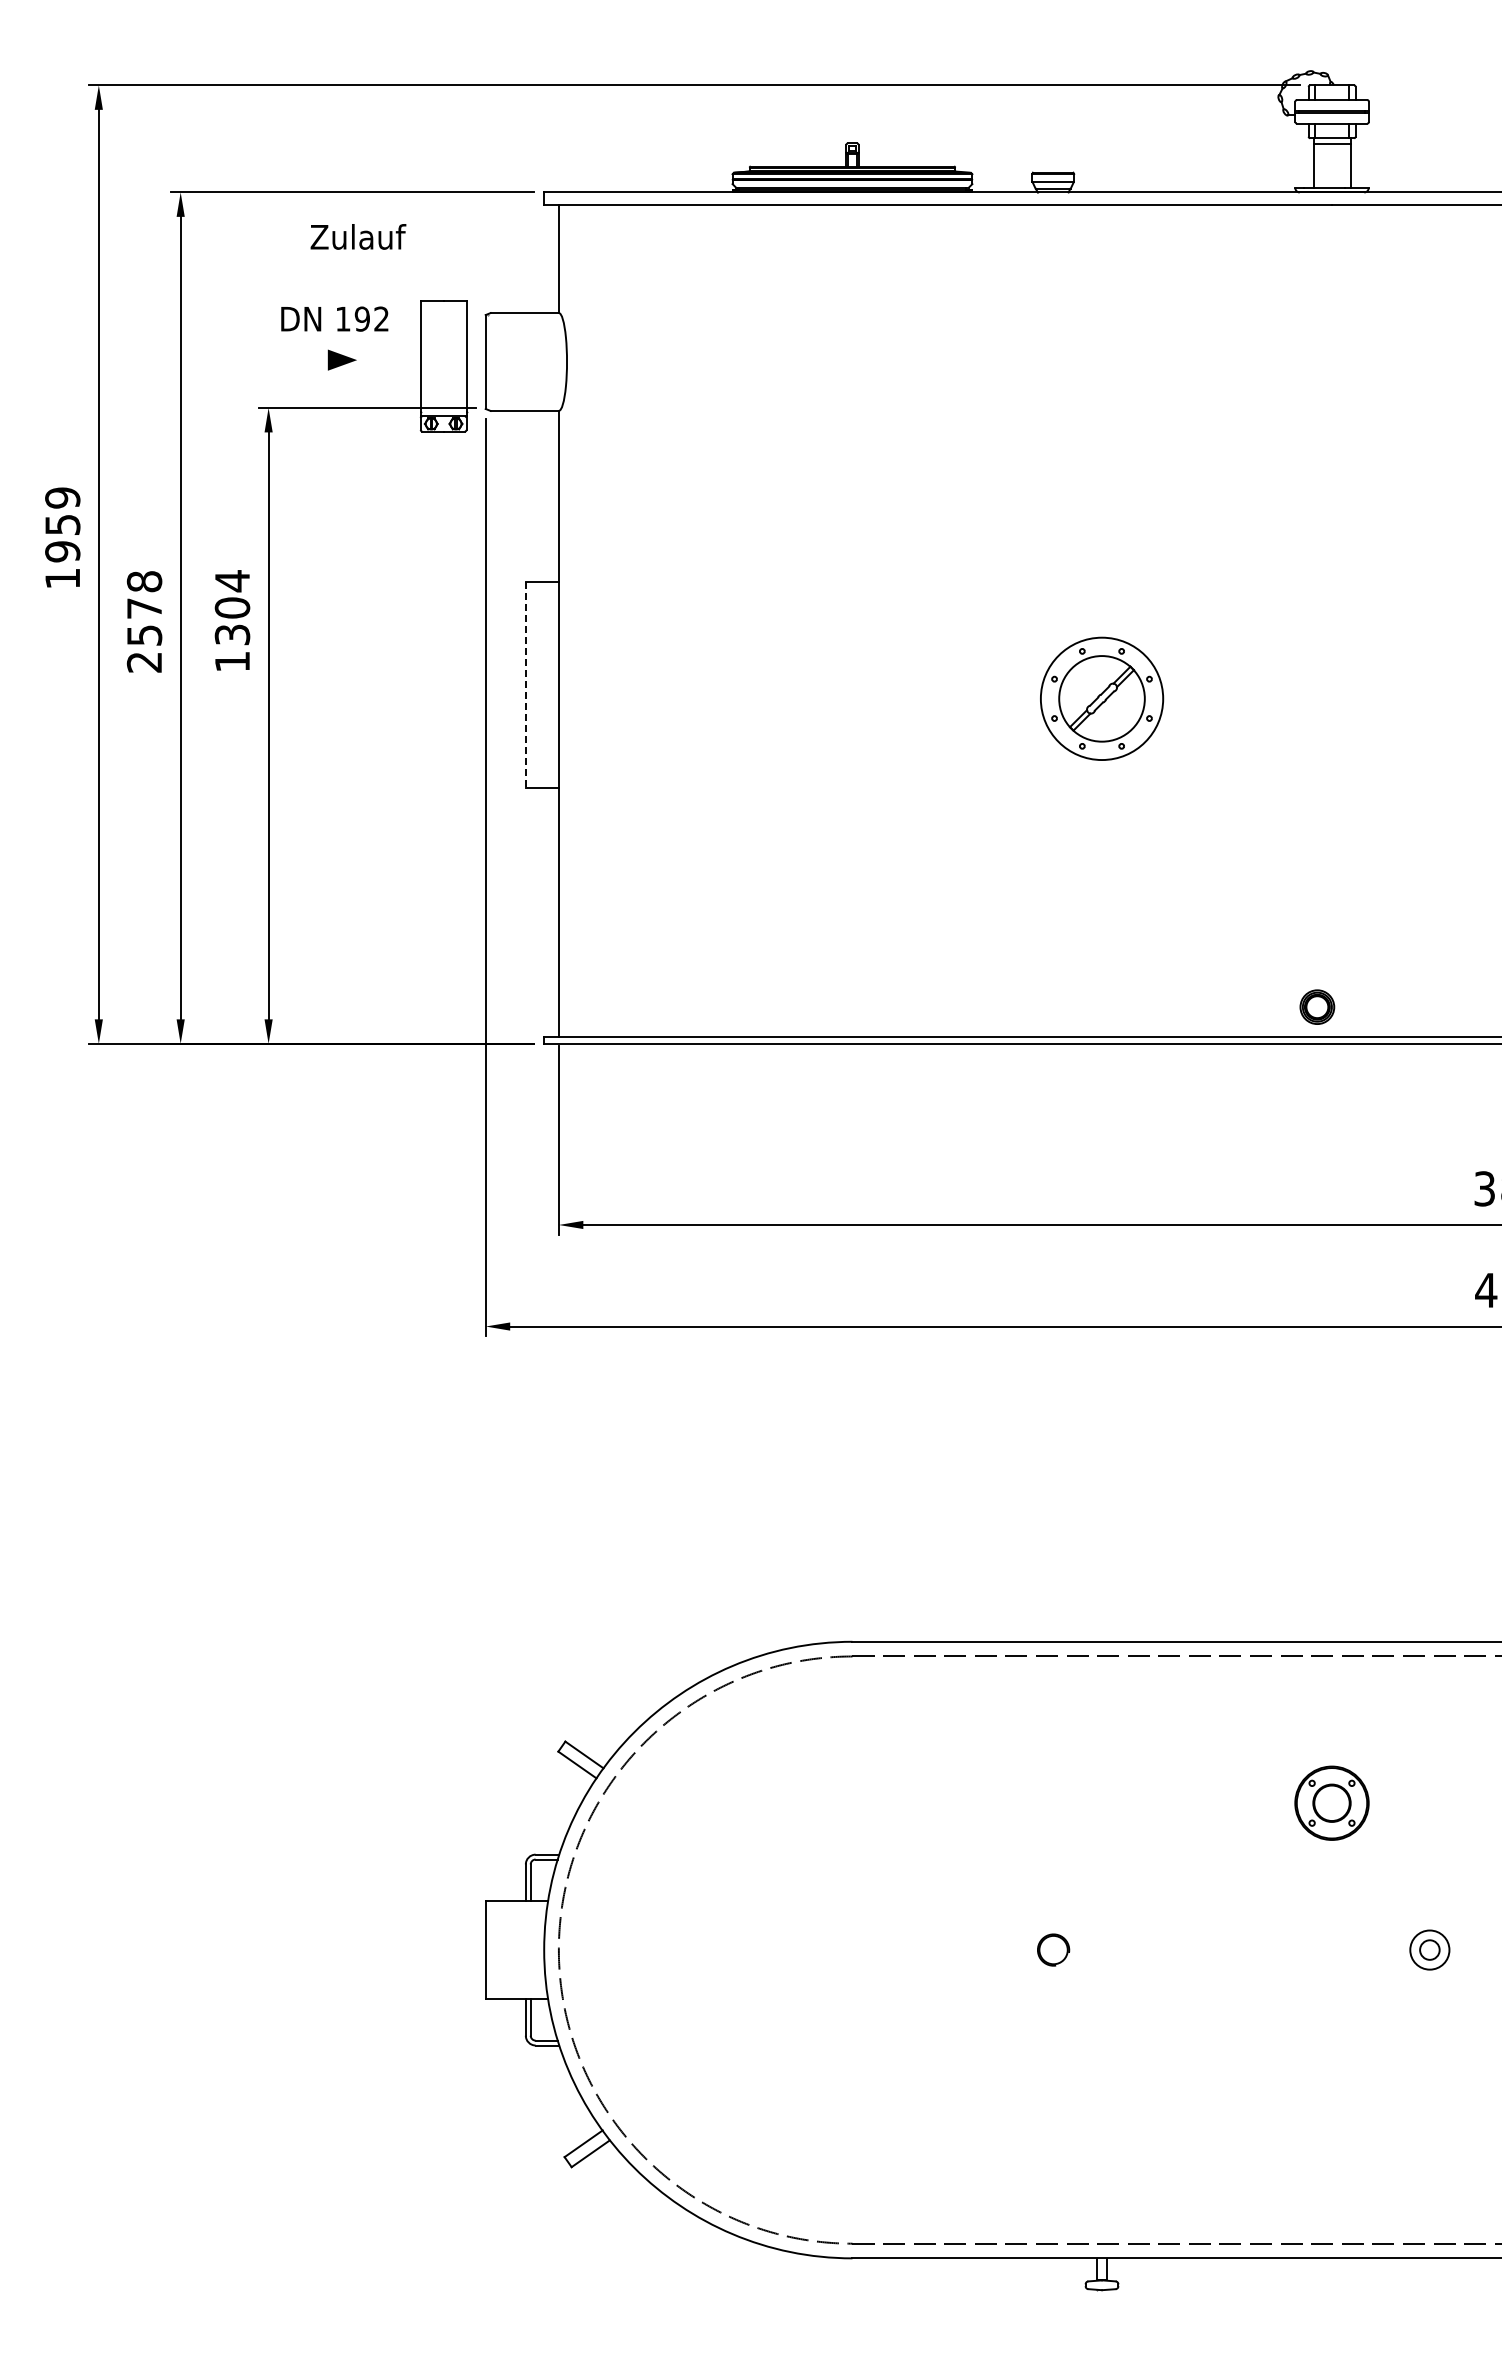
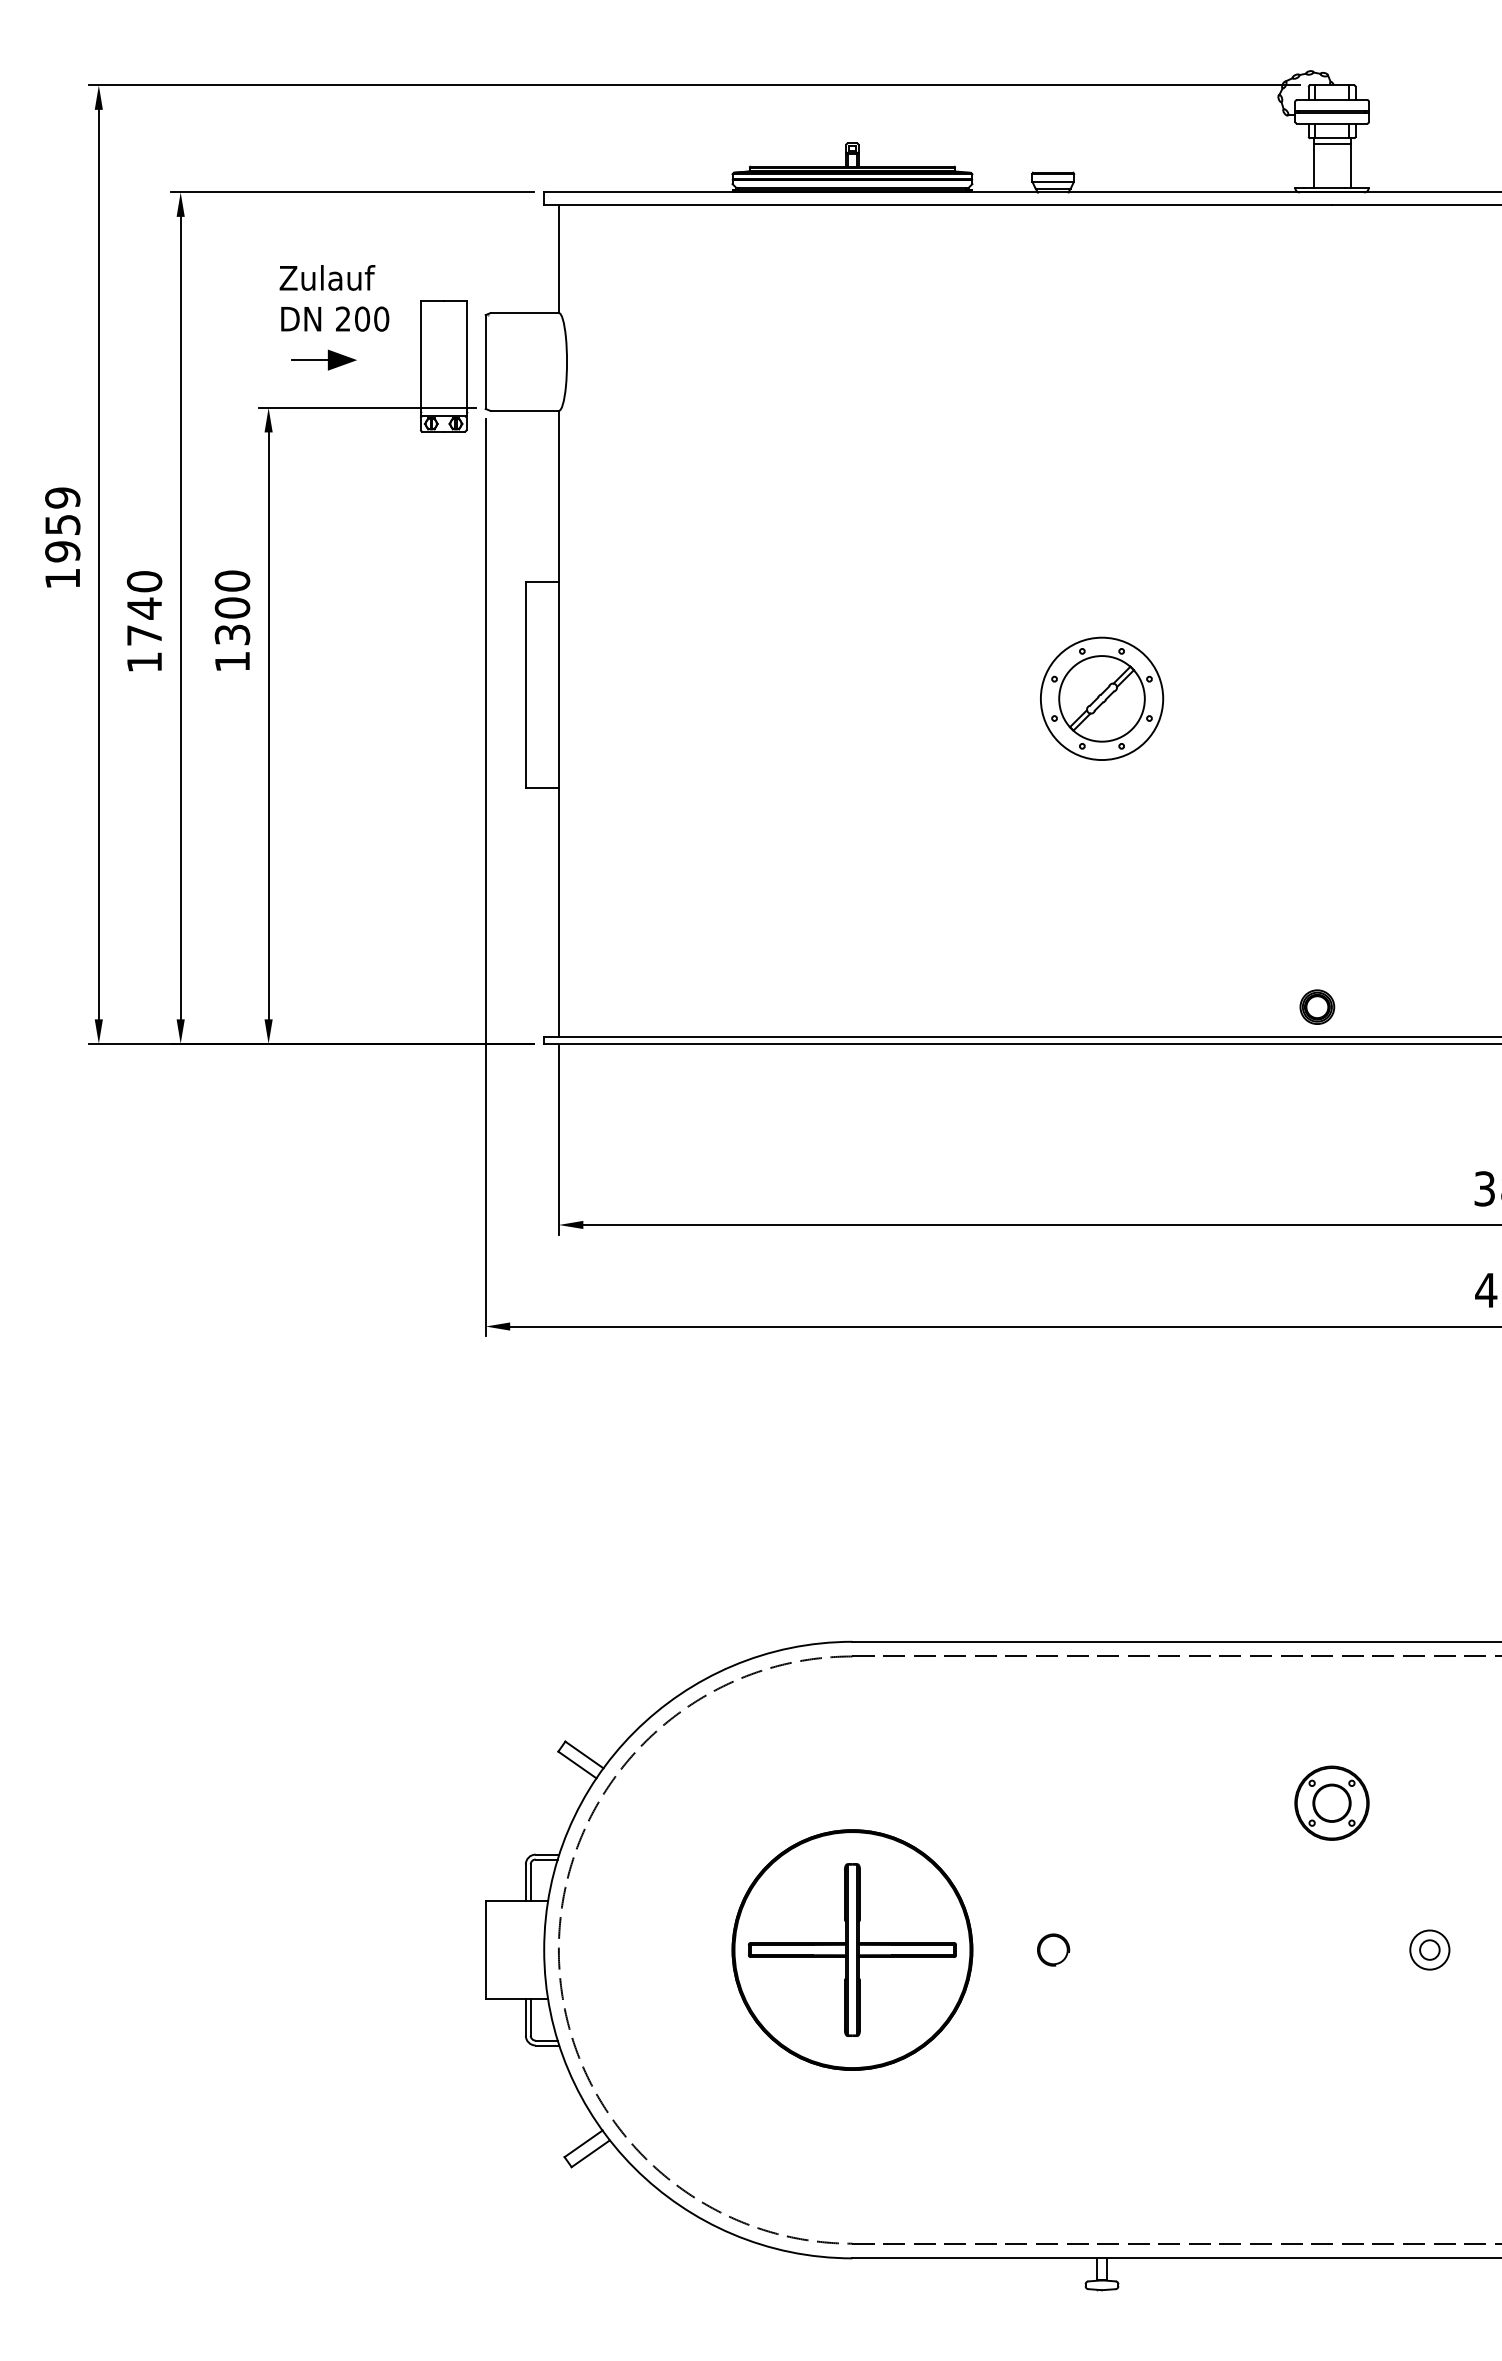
text position: (358, 236) -> (327, 277) (327, 277)
text: 192 -> 200 (362, 318)
line: none -> present (309, 360)
text: 1304 -> 1300 (232, 581)
text: 2578 -> 1740 (144, 621)
line: dashed -> solid (526, 684)
part: none -> present (852, 1949)
